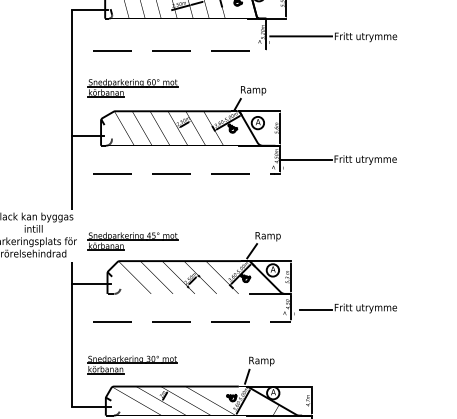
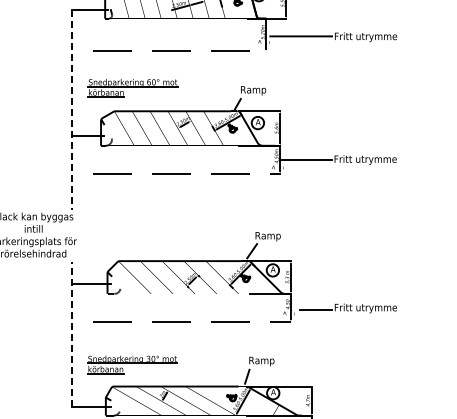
line: solid -> dashed (71, 110)
part: present -> none (132, 241)
line: solid -> dashed (71, 334)
